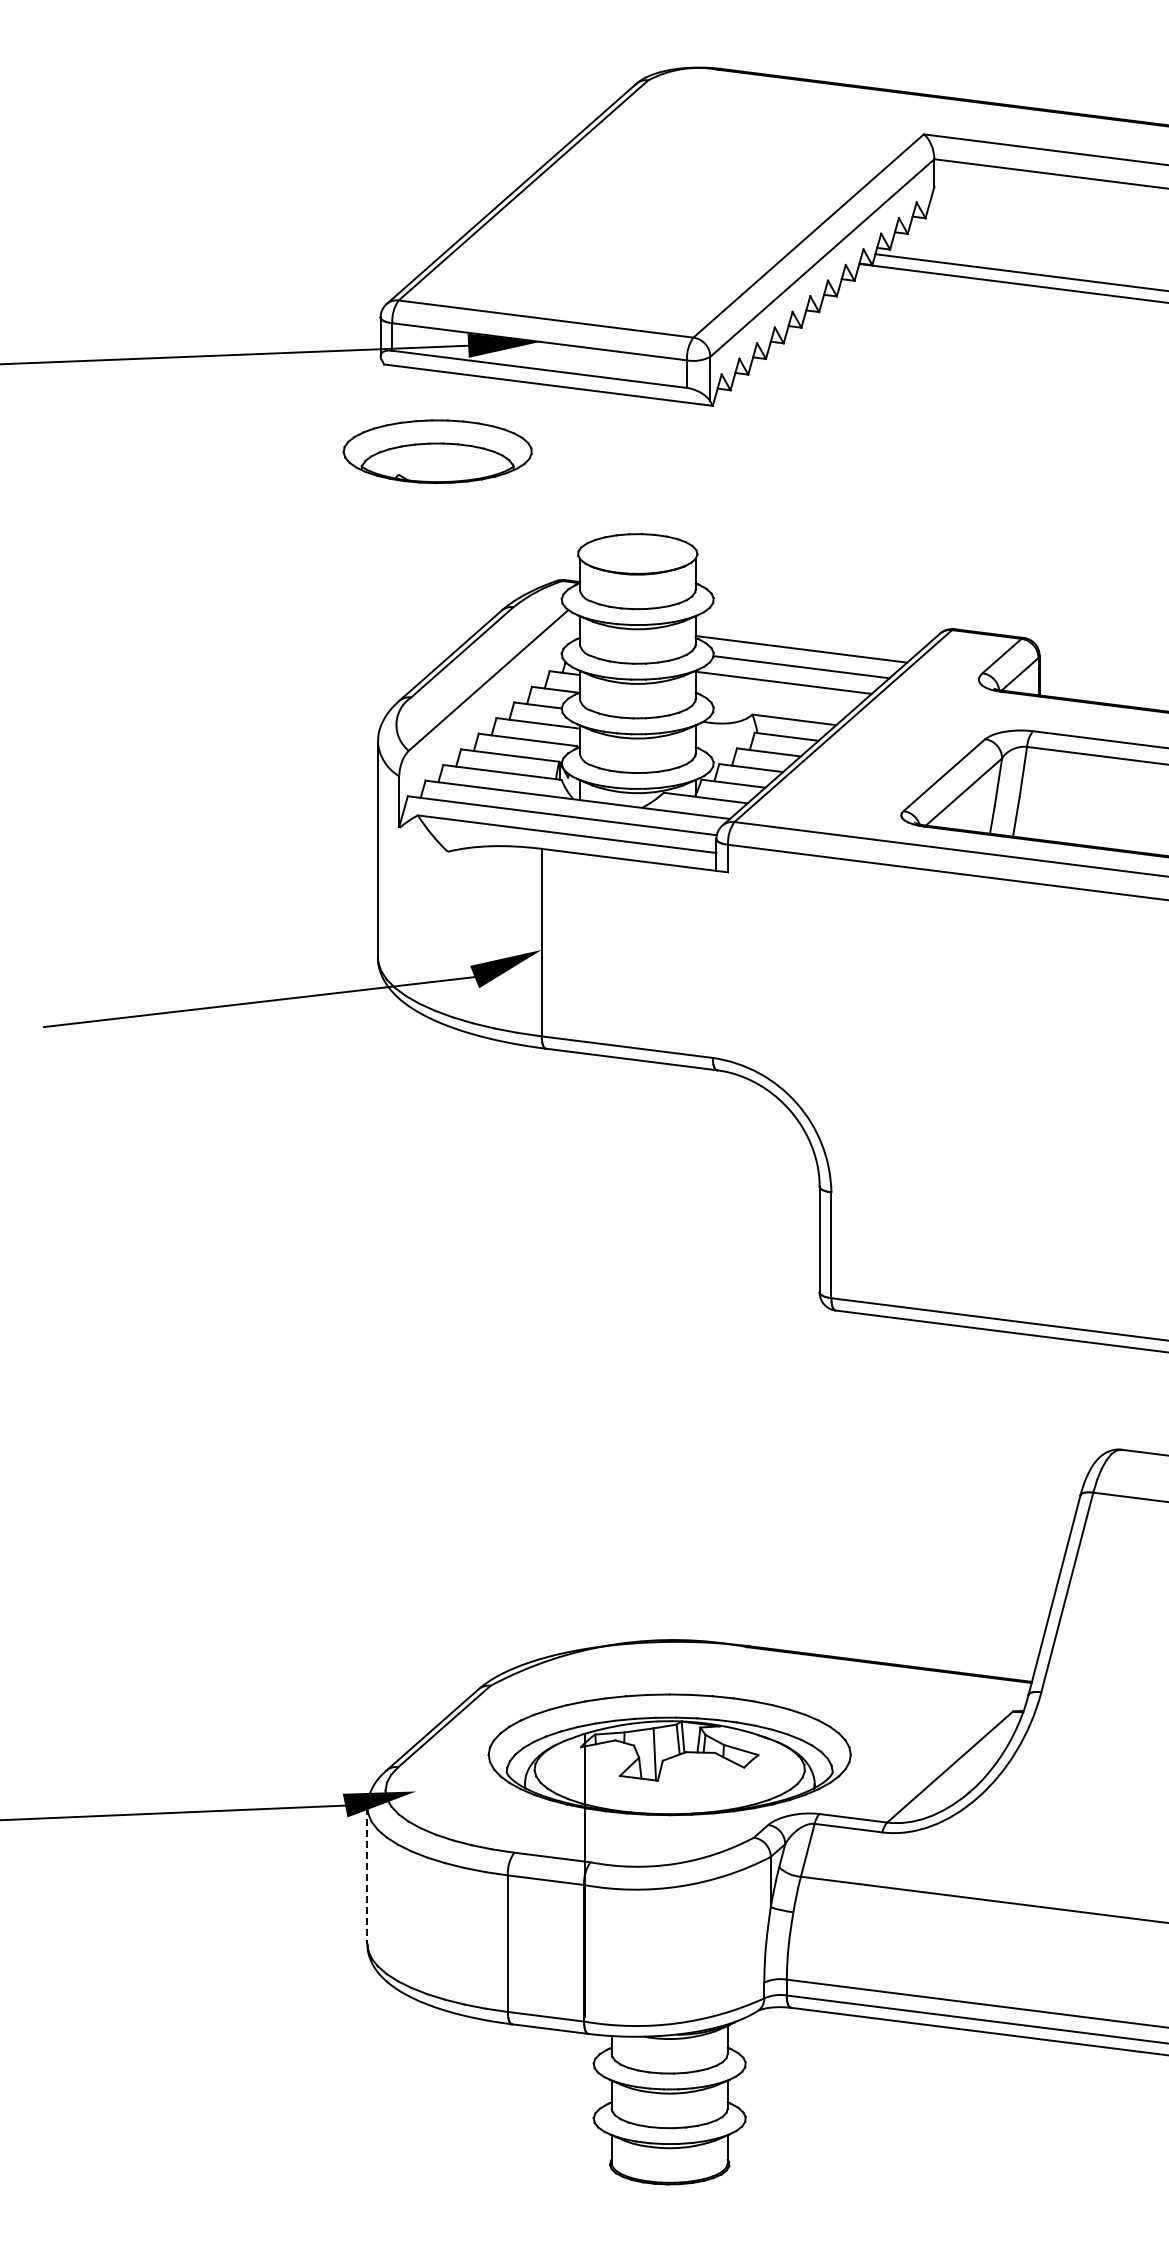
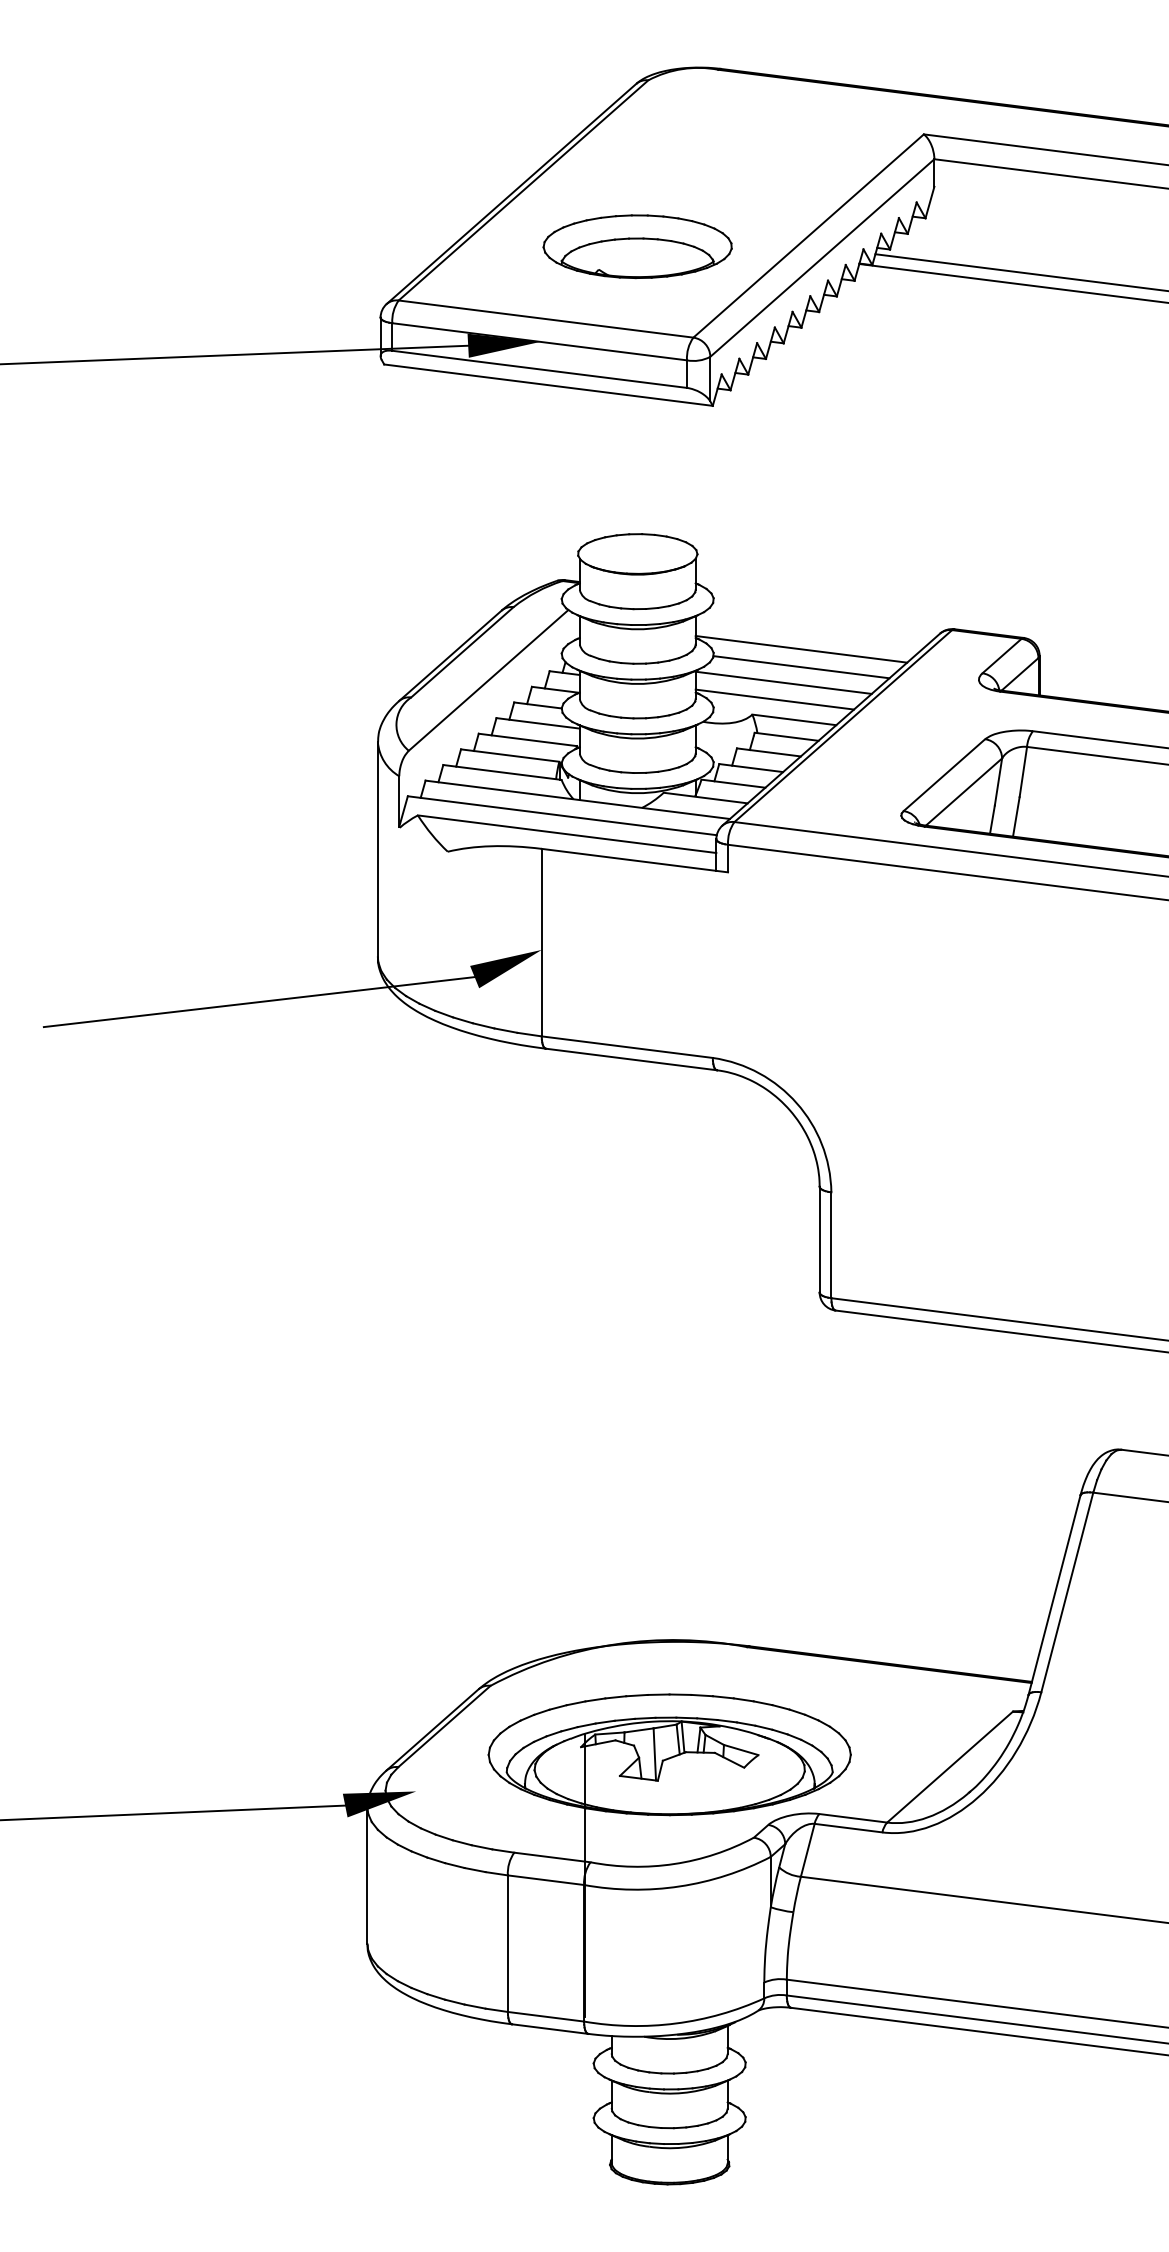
part position: (437, 451) -> (637, 246) (637, 246)
line: none -> present (774, 699)
line: dashed -> solid (367, 1876)
